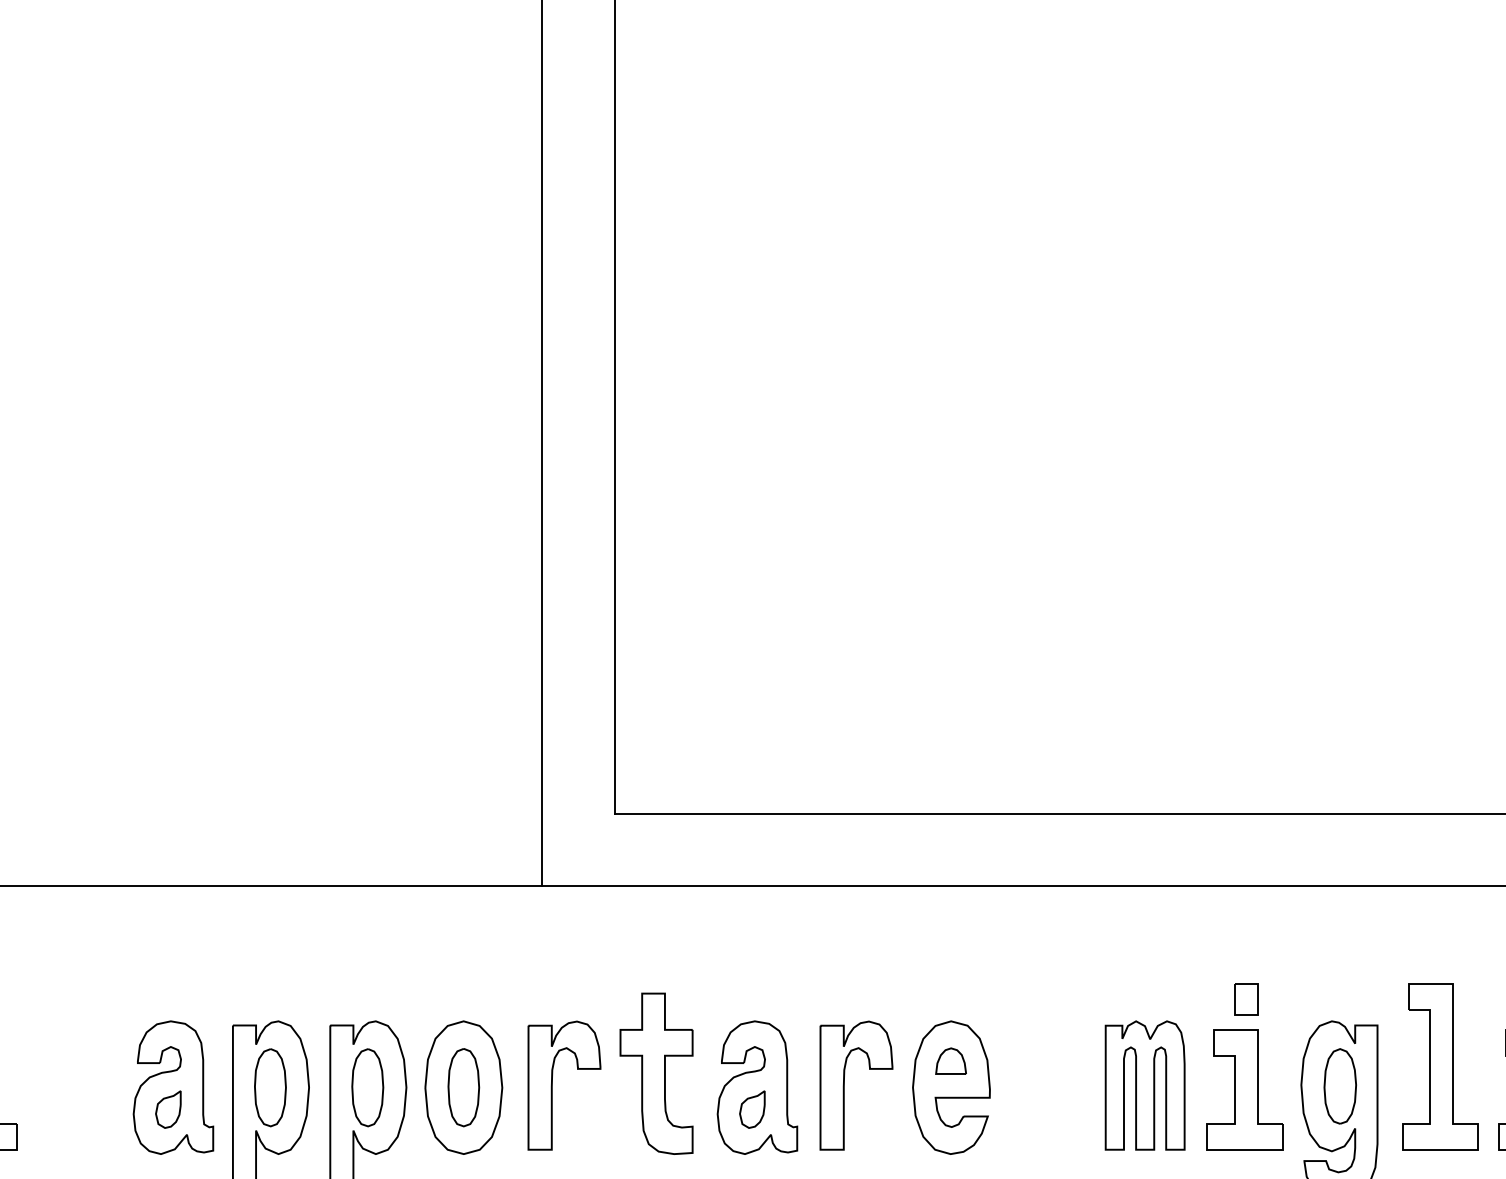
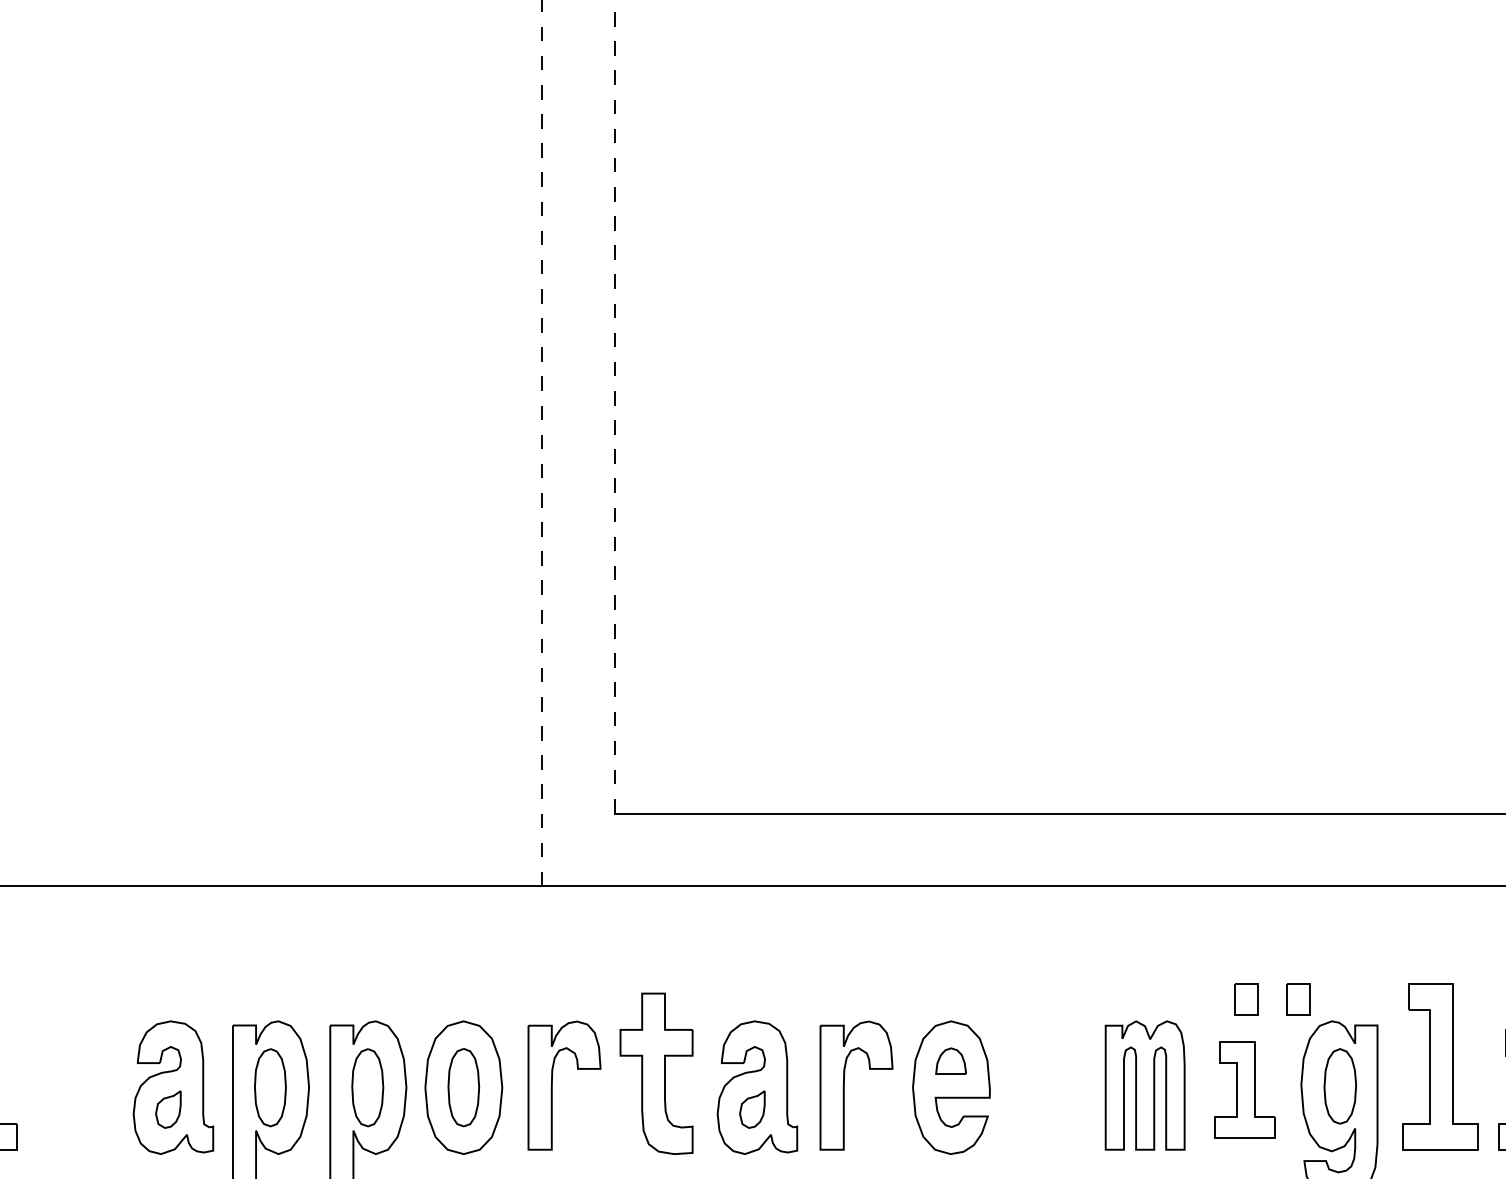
line: solid -> dashed (615, 406)
line: solid -> dashed (542, 443)
part: none -> present (1298, 999)
part size: 78x122 px -> 62x98 px (1244, 1089)
